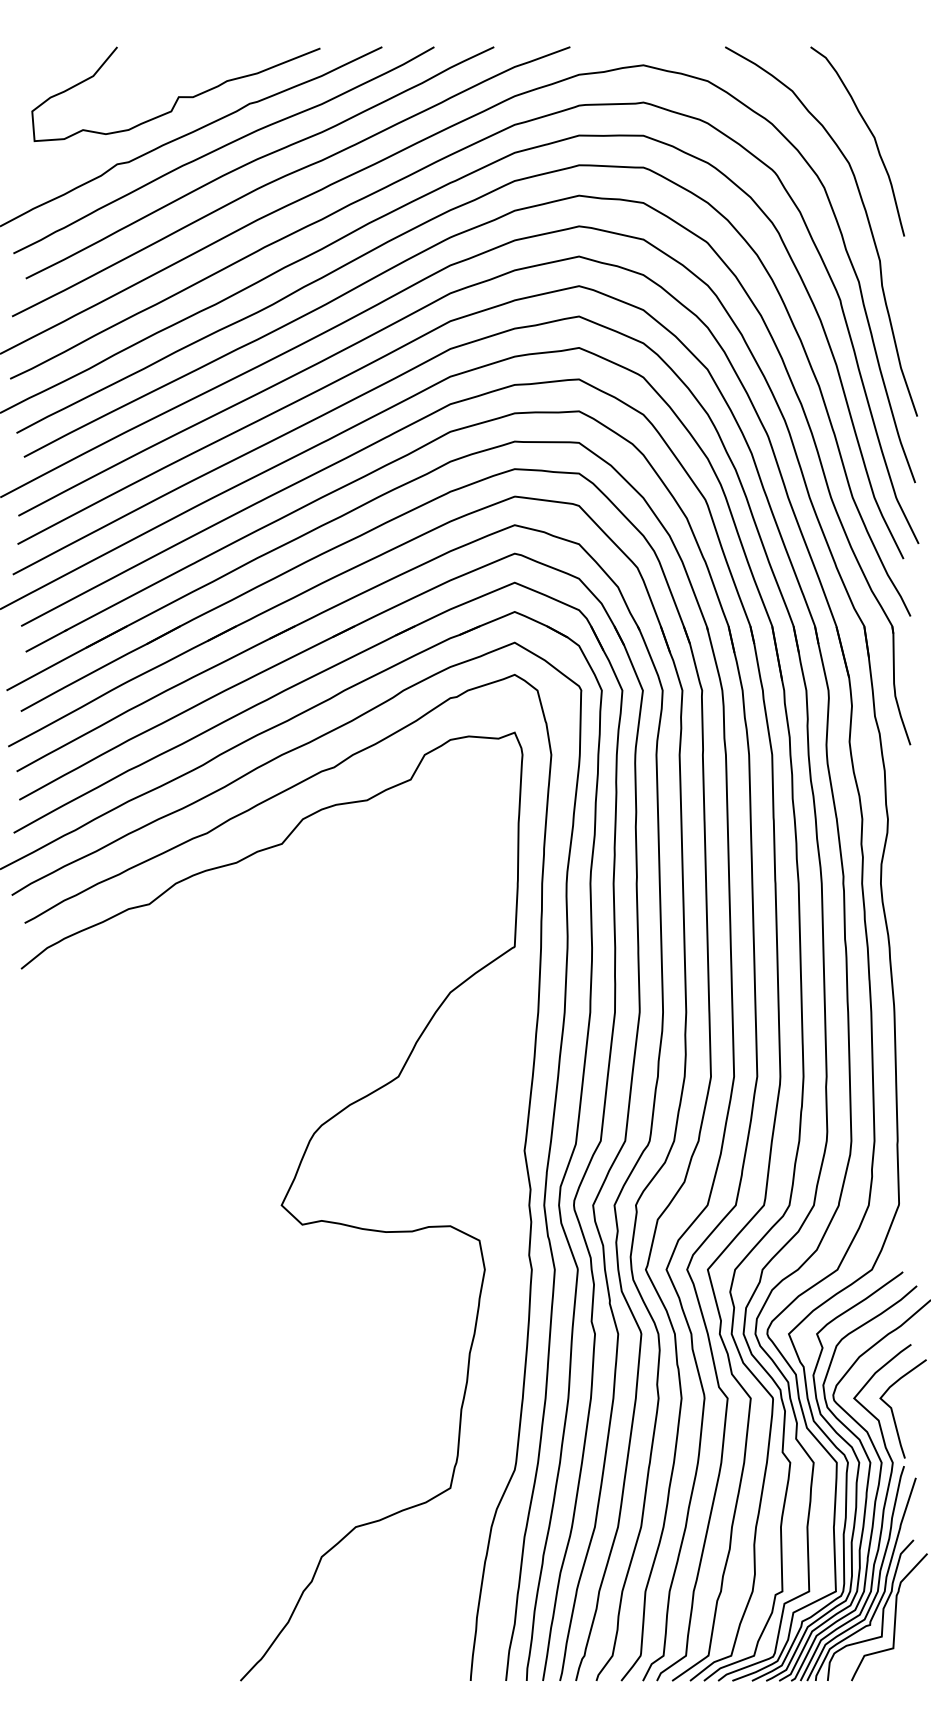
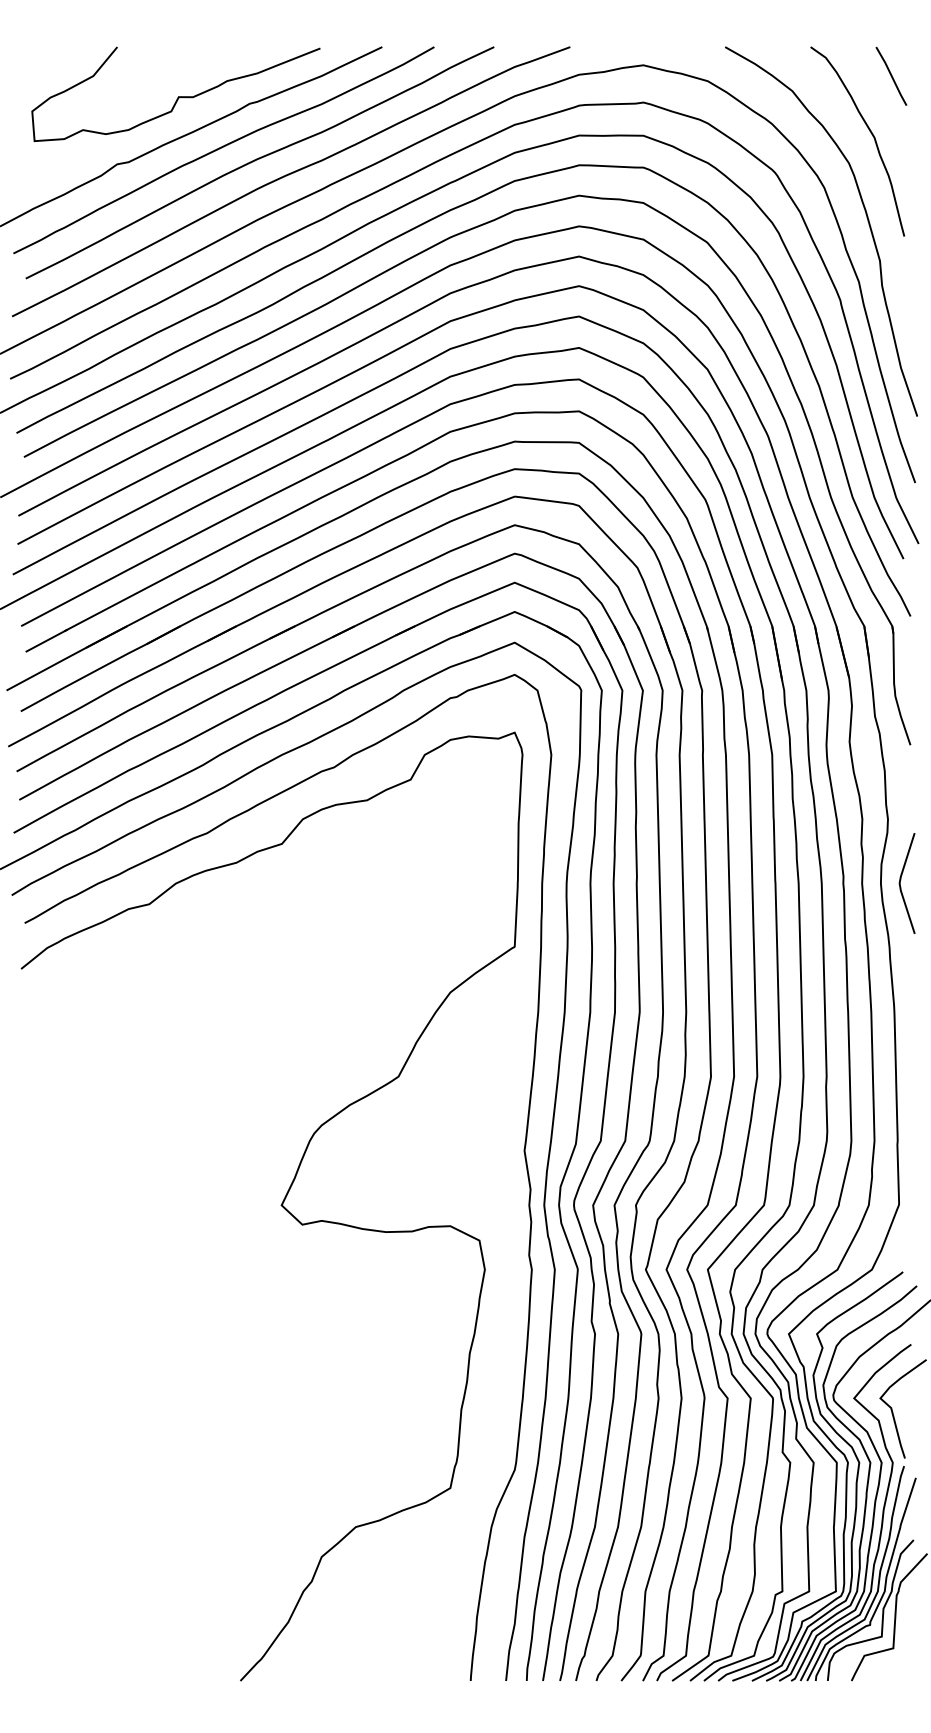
line: none -> present (891, 75)
curve: none -> present (901, 880)
